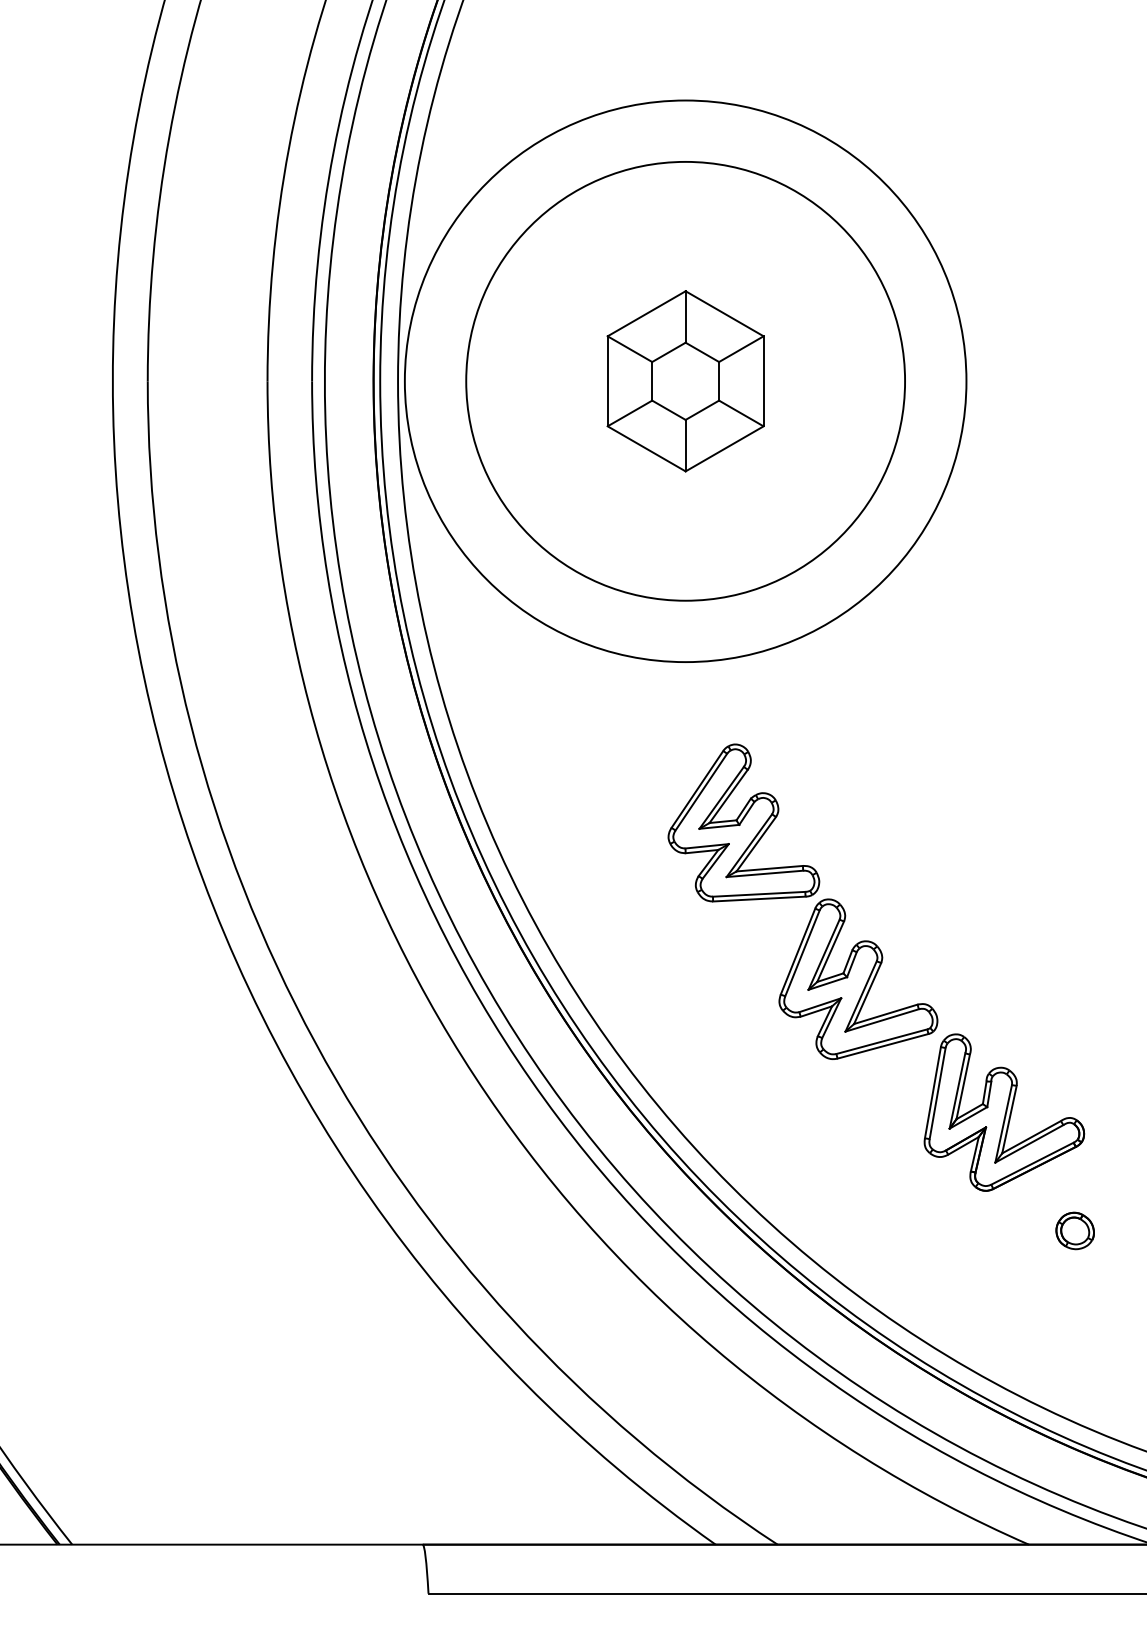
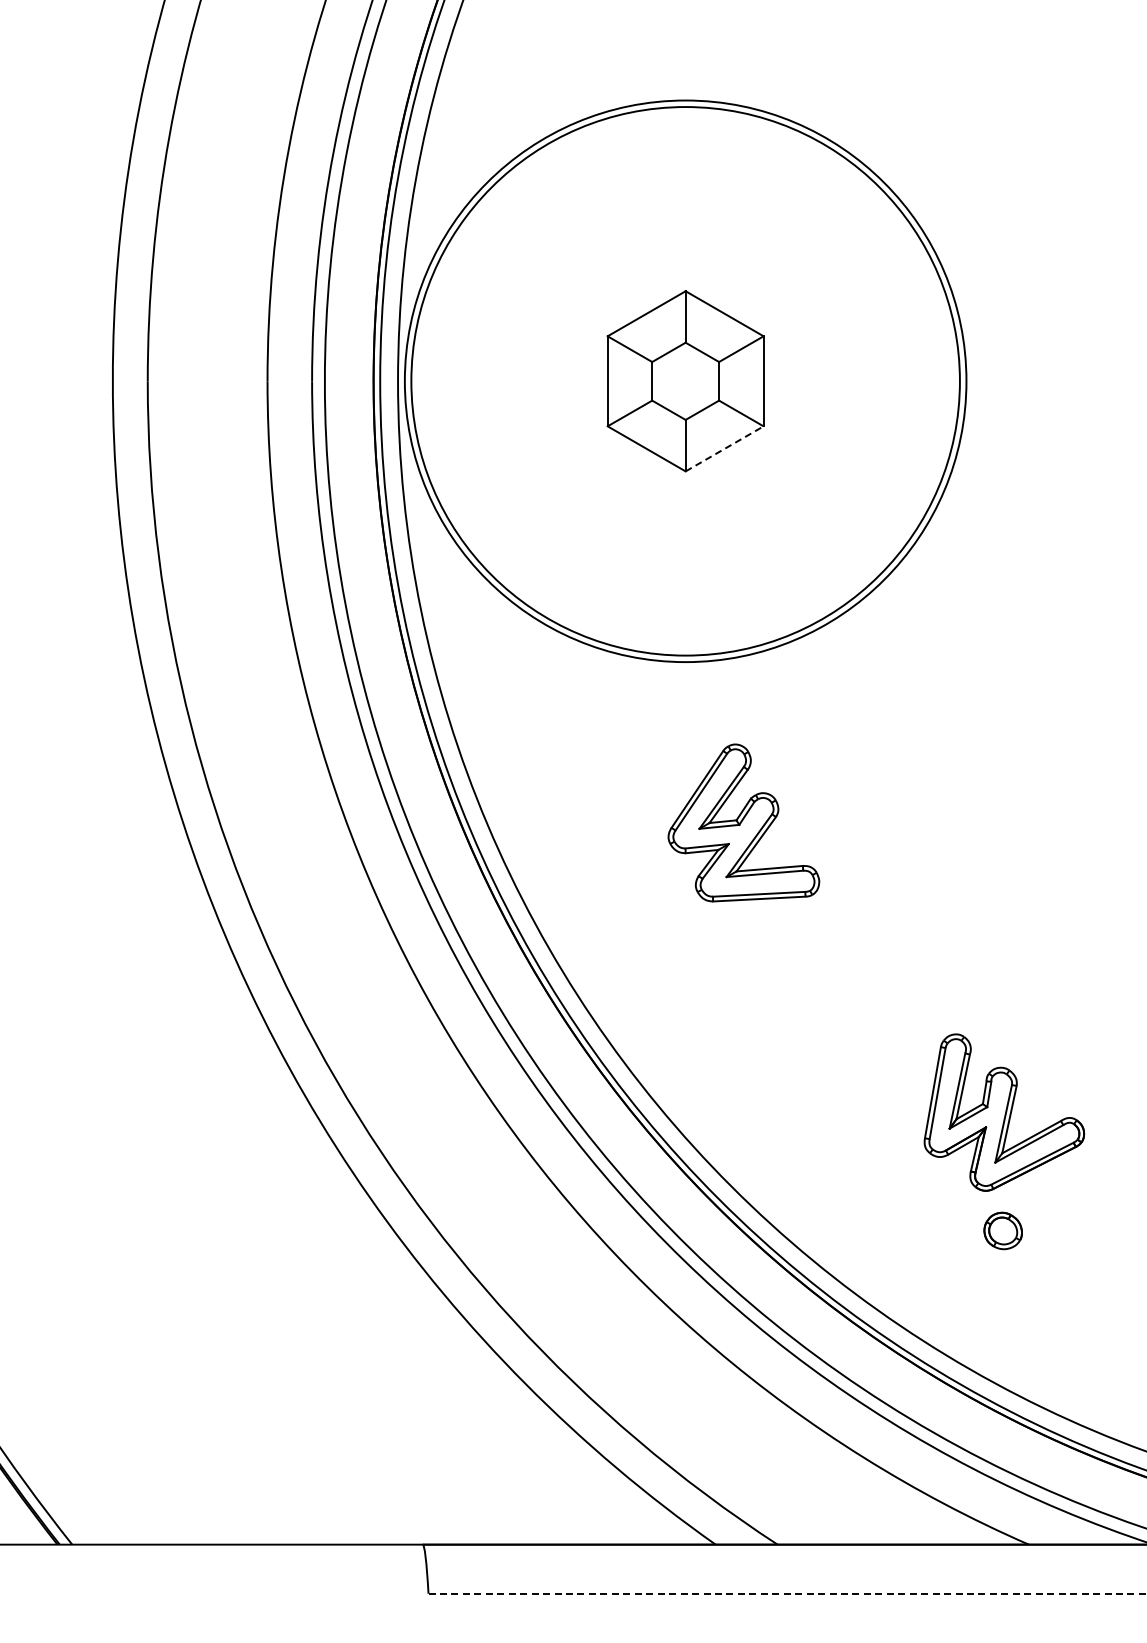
circle diameter: 439 px -> 549 px (685, 381)
line: solid -> dashed (725, 448)
part: present -> none (858, 978)
part position: (1074, 1230) -> (1002, 1230) (1002, 1230)
line: solid -> dashed (787, 1593)
